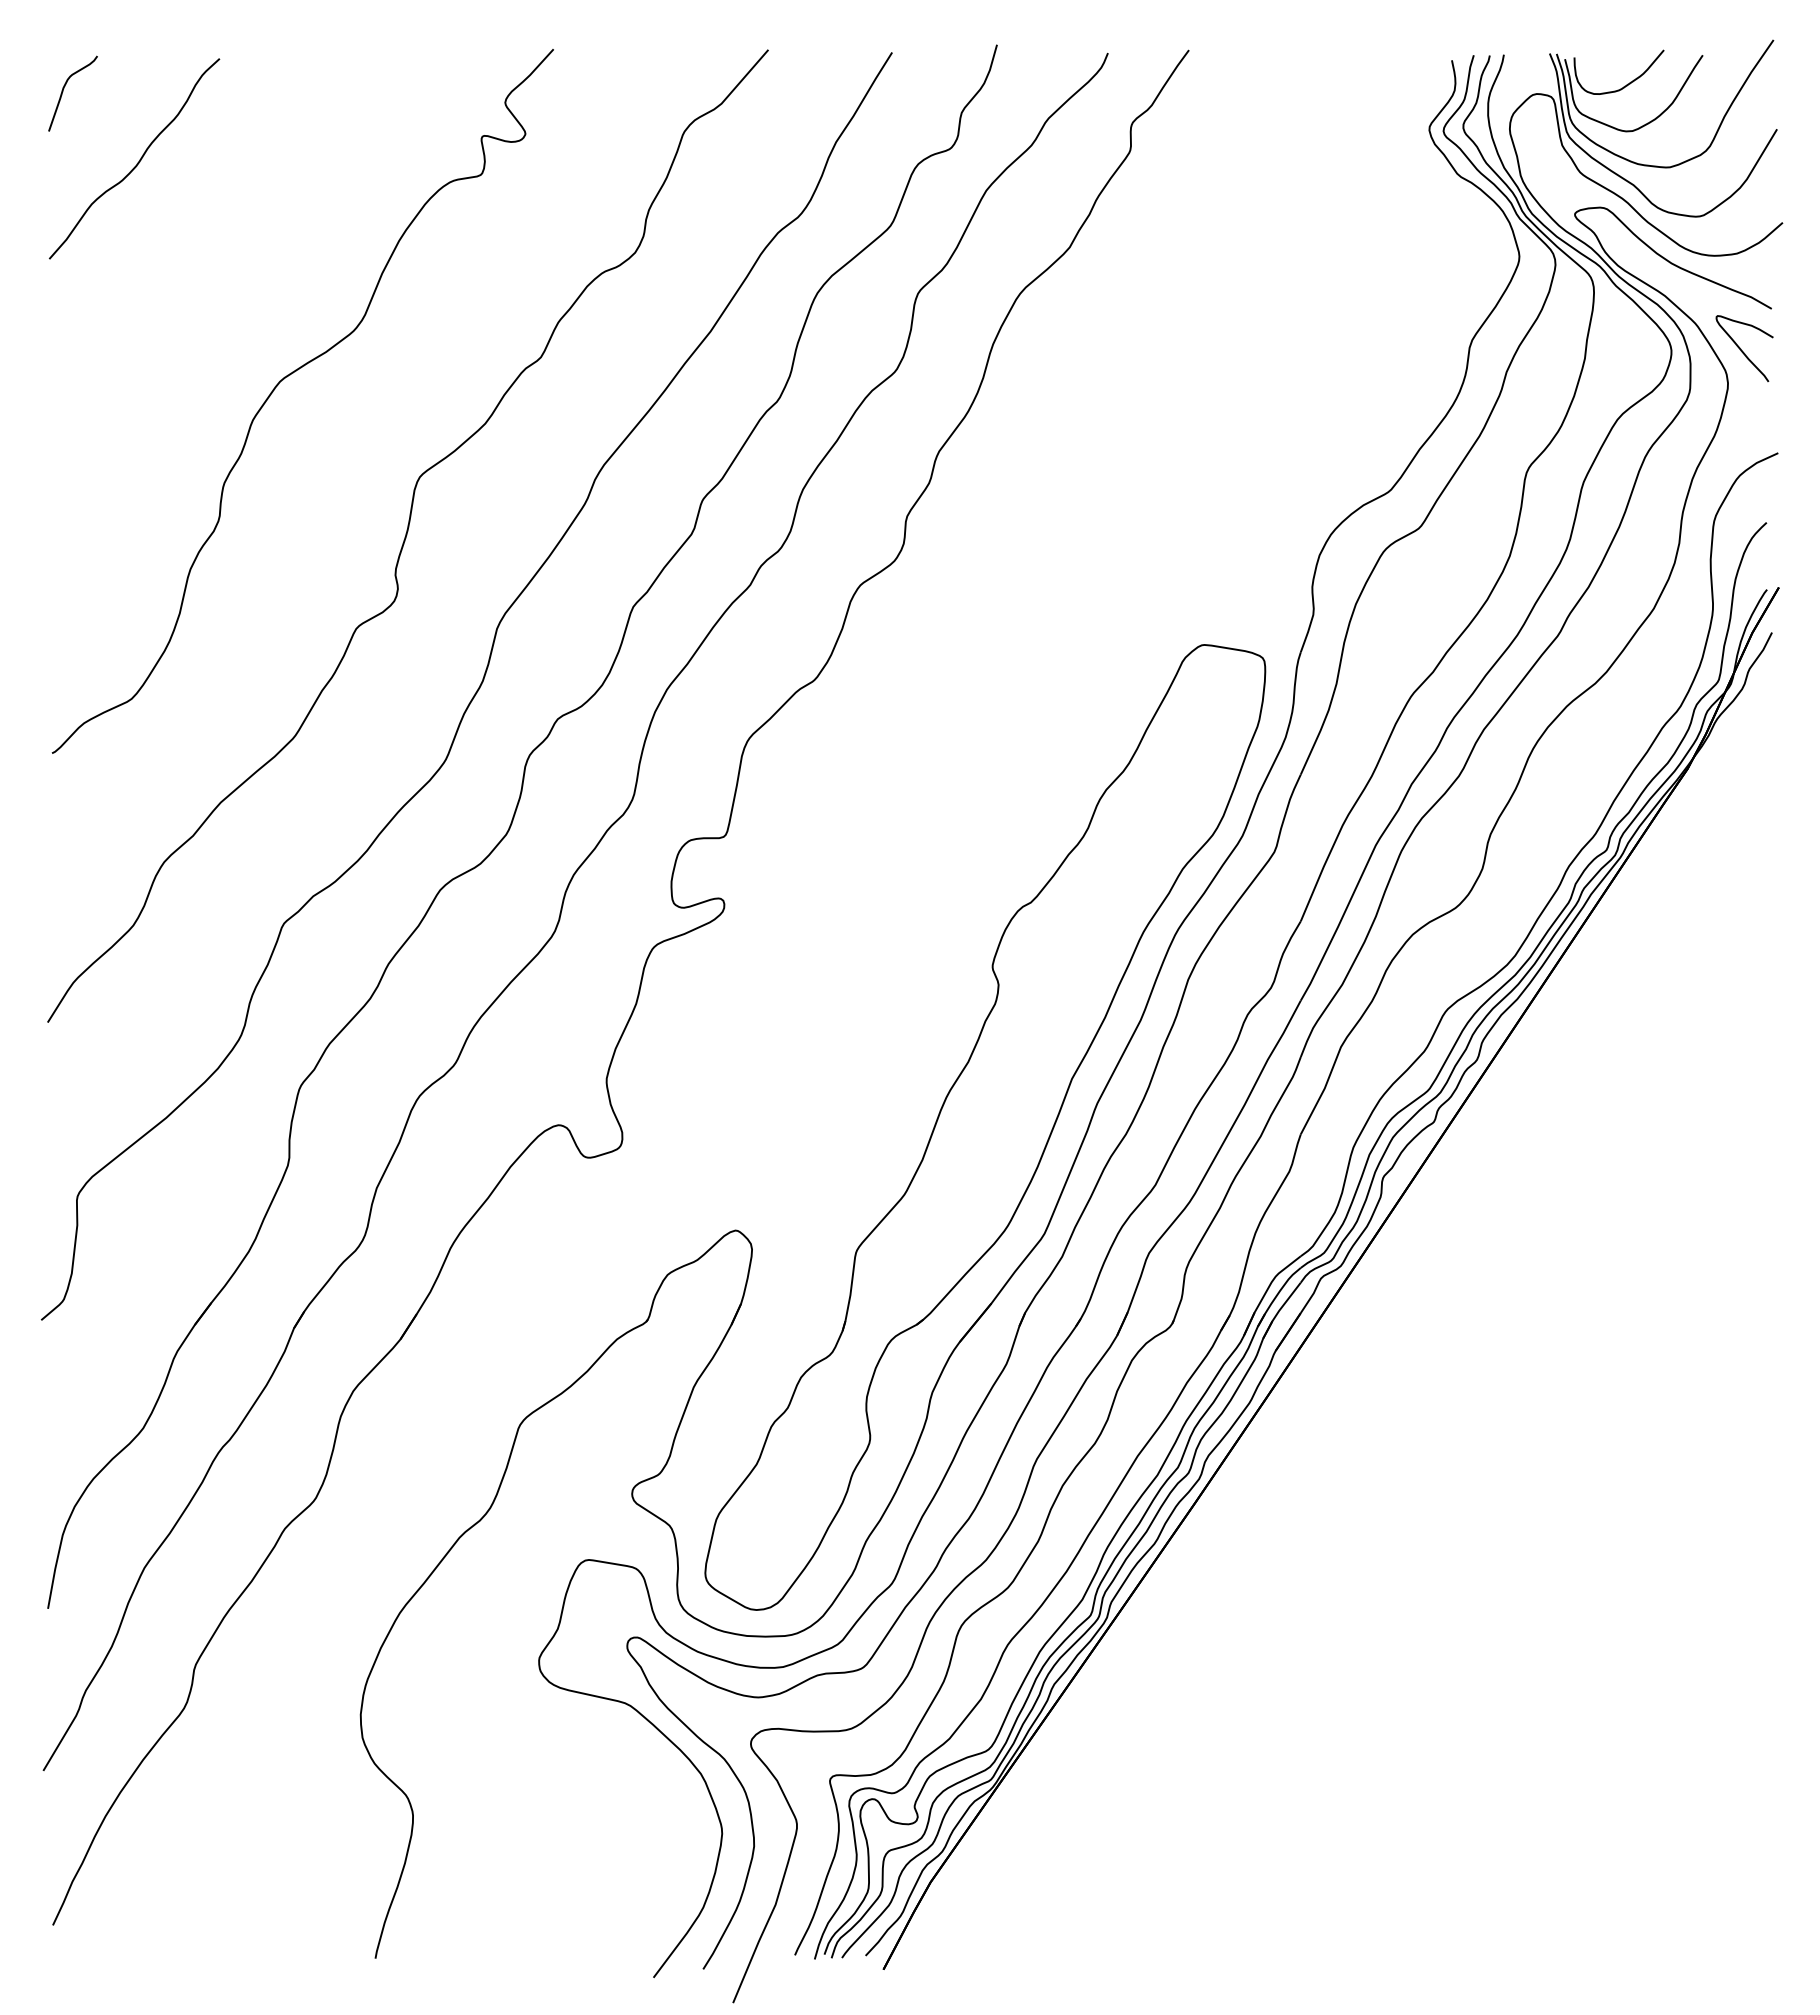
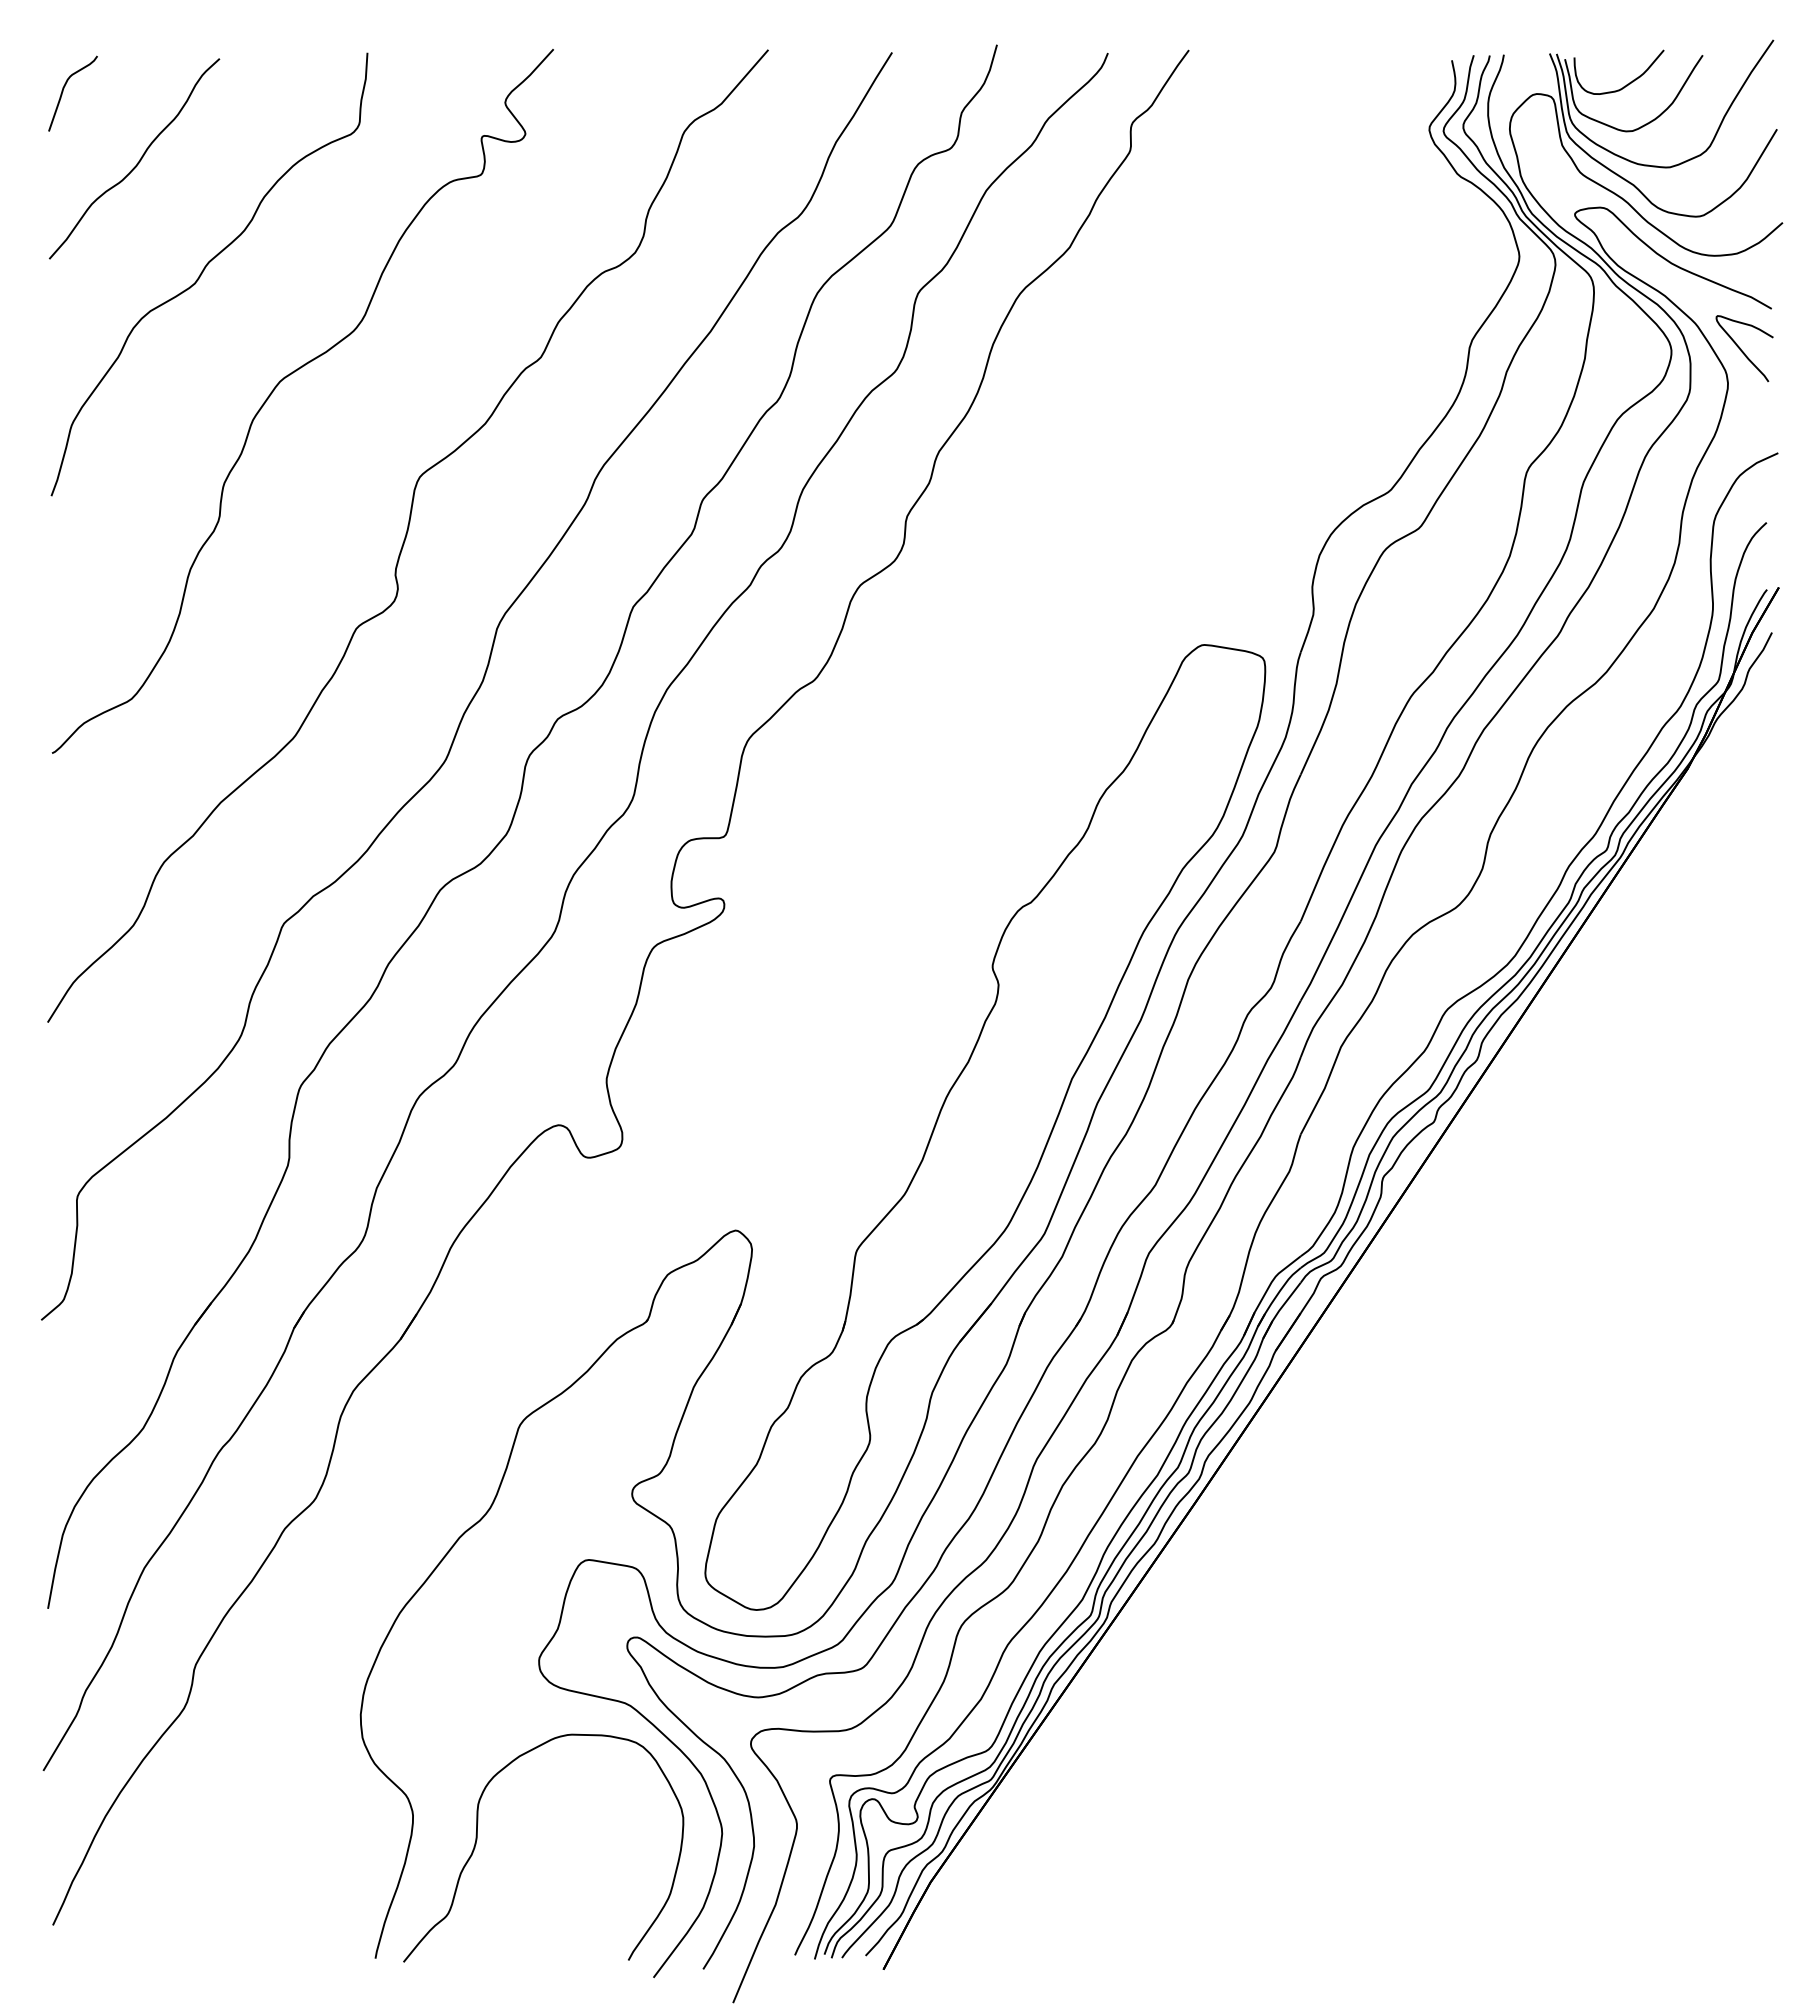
curve: none -> present (203, 272)
curve: none -> present (477, 1840)
